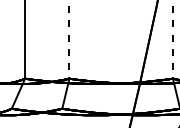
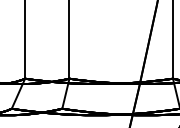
line: dashed -> solid (69, 39)
line: dashed -> solid (172, 39)
